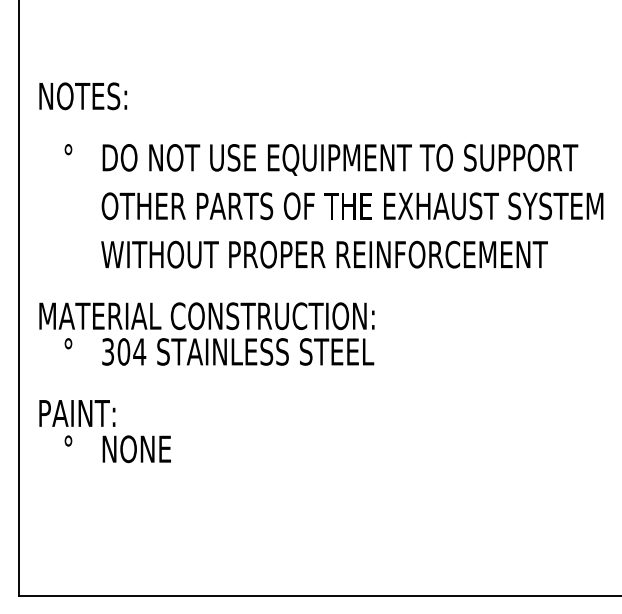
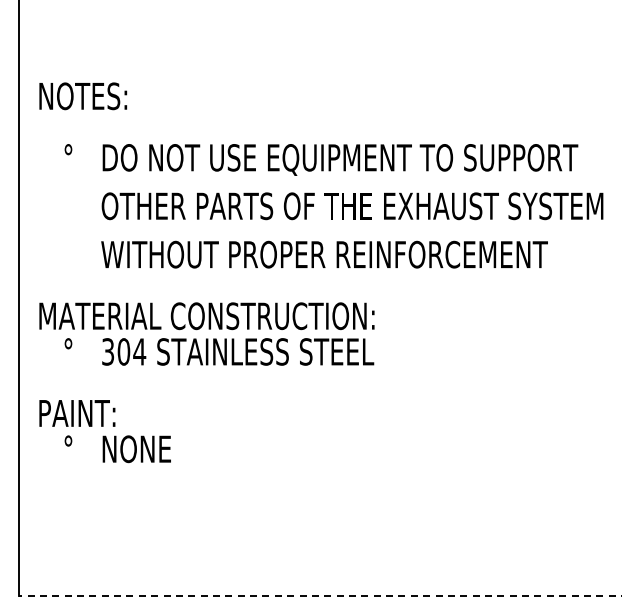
line: solid -> dashed (319, 595)
